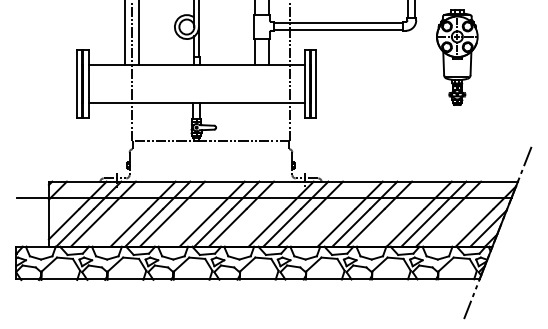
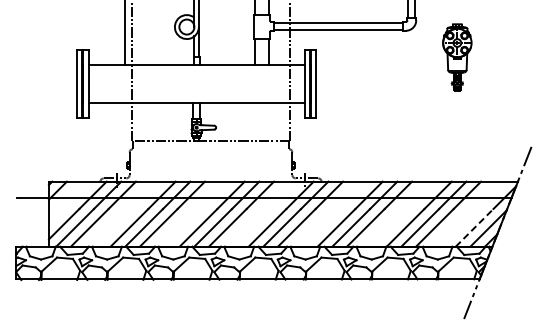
line: present -> none (138, 33)
part size: 43x97 px -> 31x69 px (457, 57)
line: solid -> dashed (474, 227)
